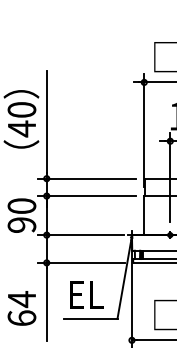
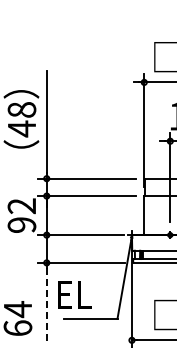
text: 40 -> 48 (22, 109)
text: 90 -> 92 (21, 206)
text position: (86, 294) -> (74, 294) (74, 294)
line: solid -> dashed (46, 304)
text position: (21, 308) -> (17, 318) (17, 318)
